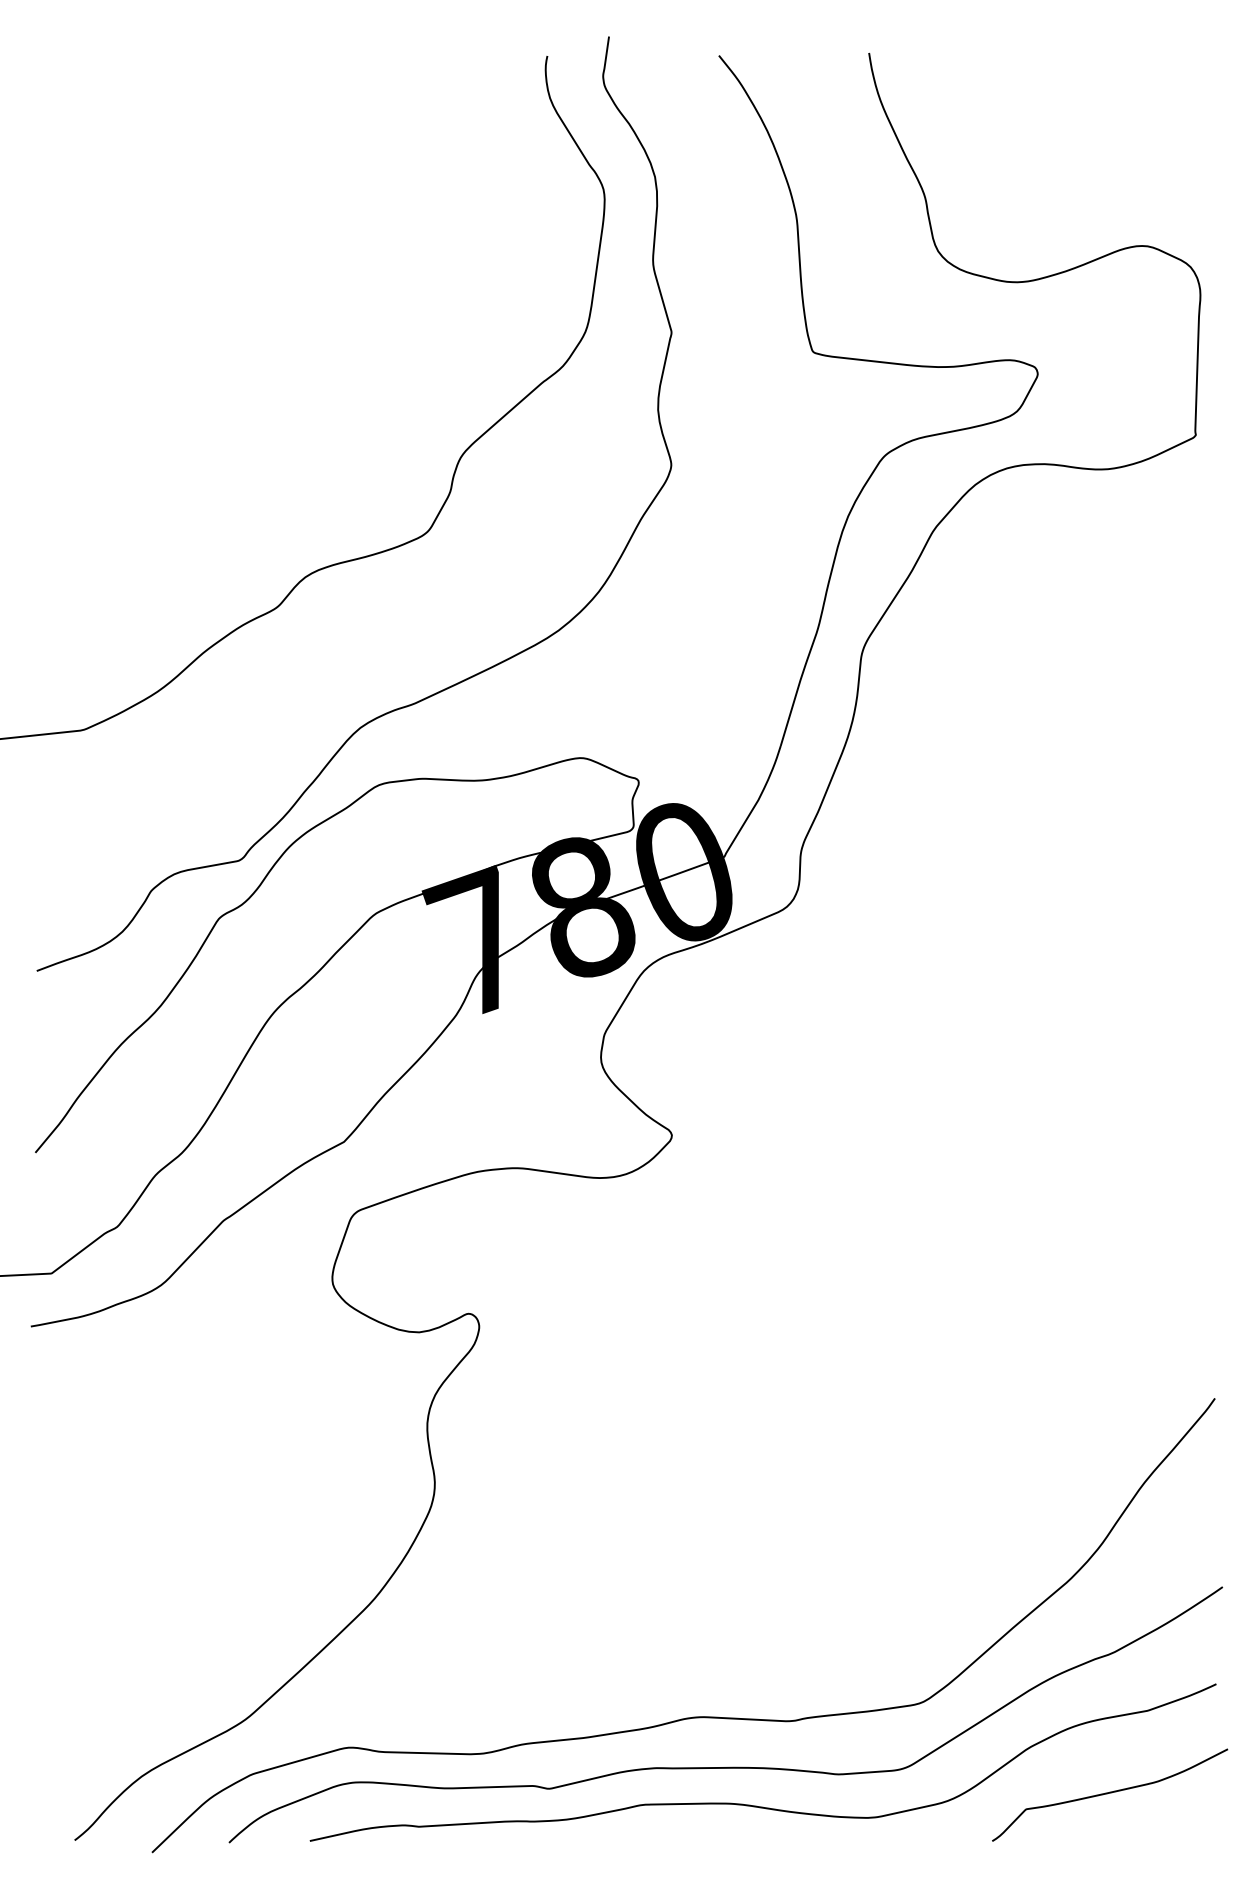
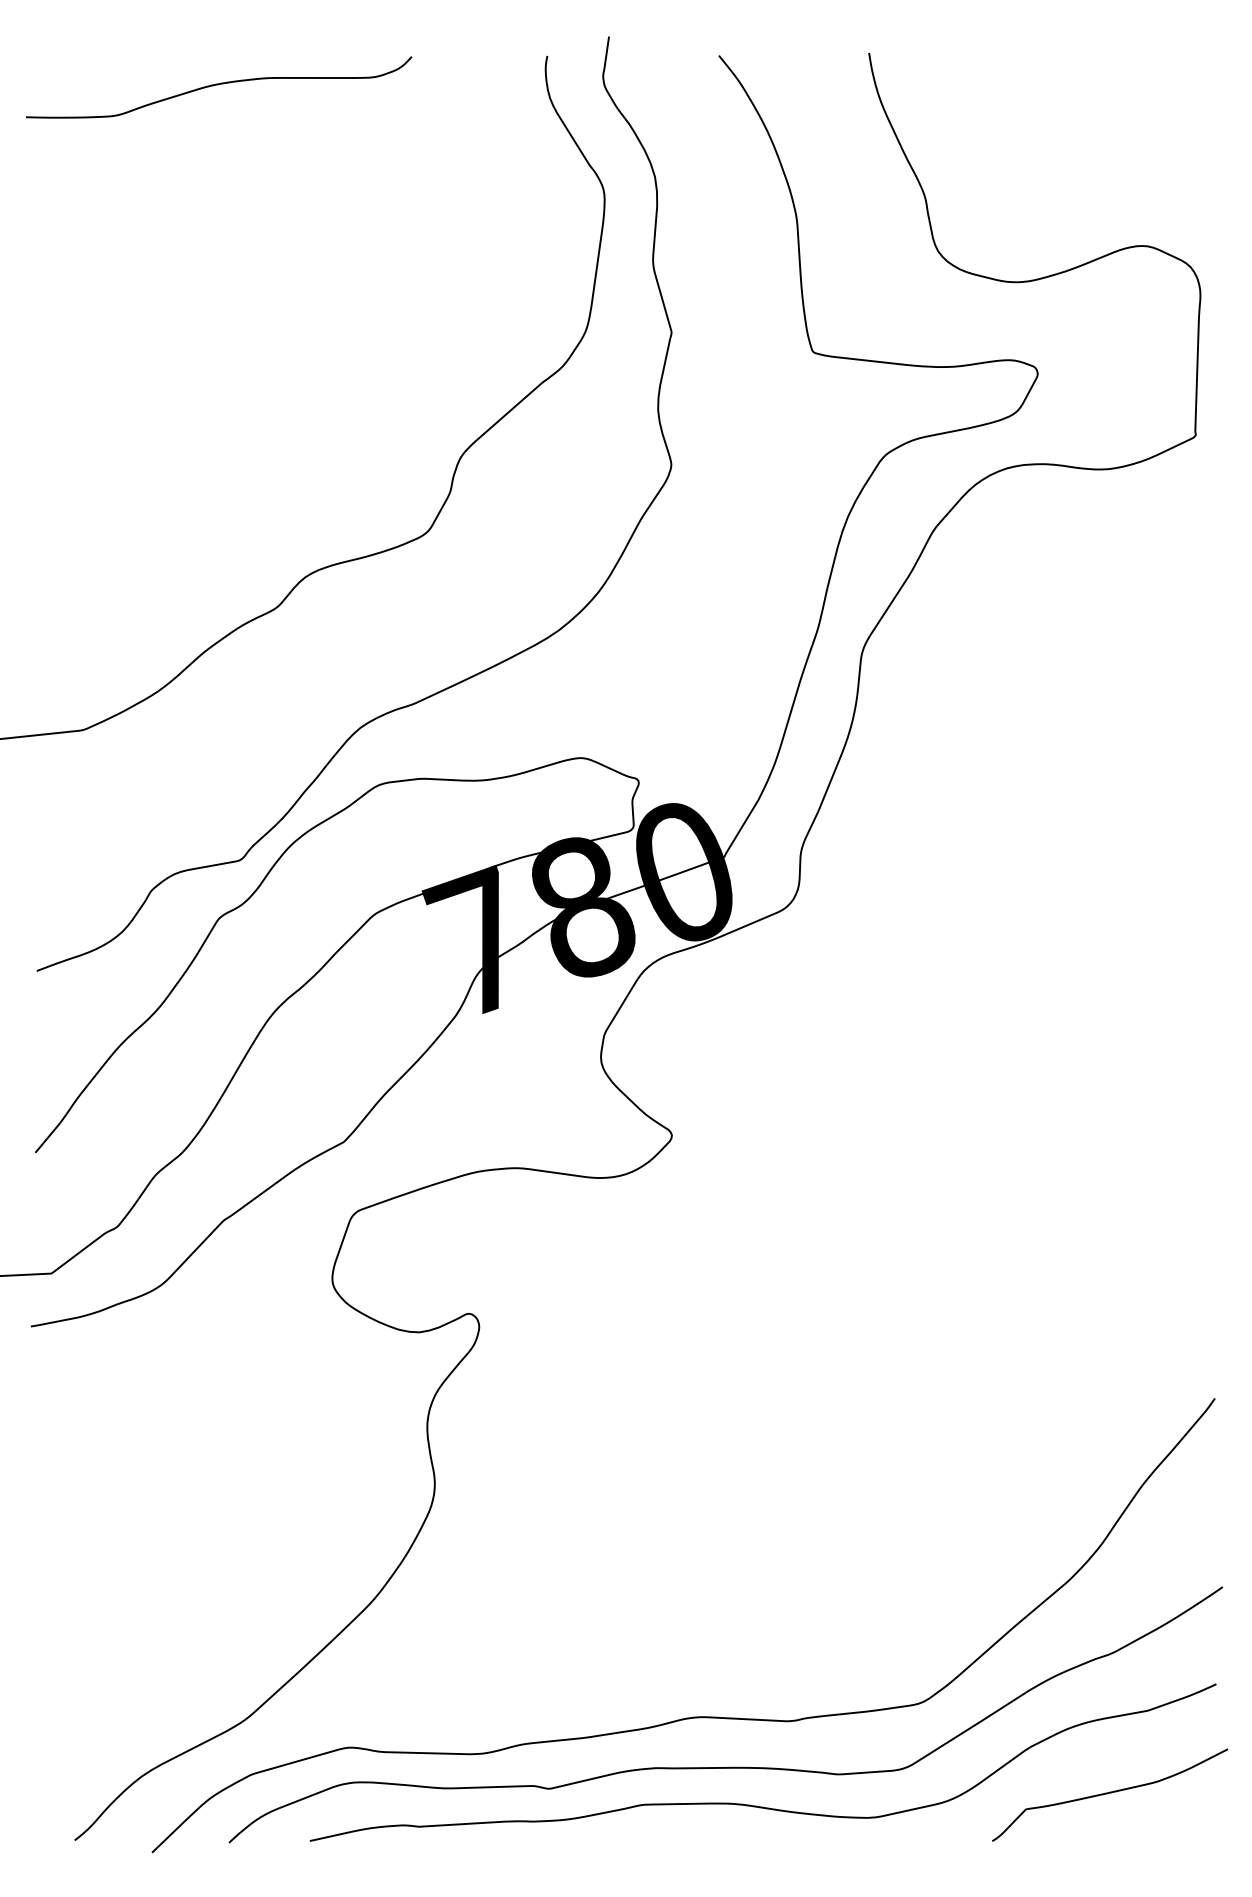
curve: none -> present (218, 85)
